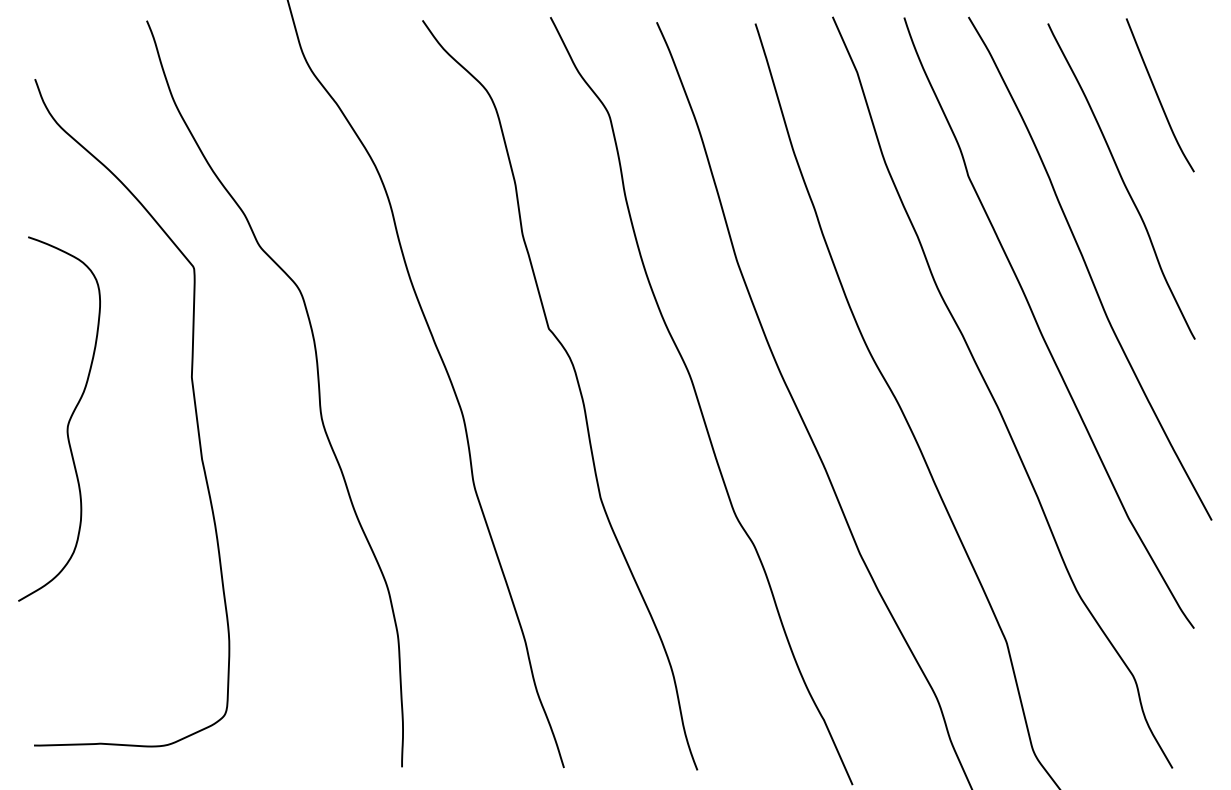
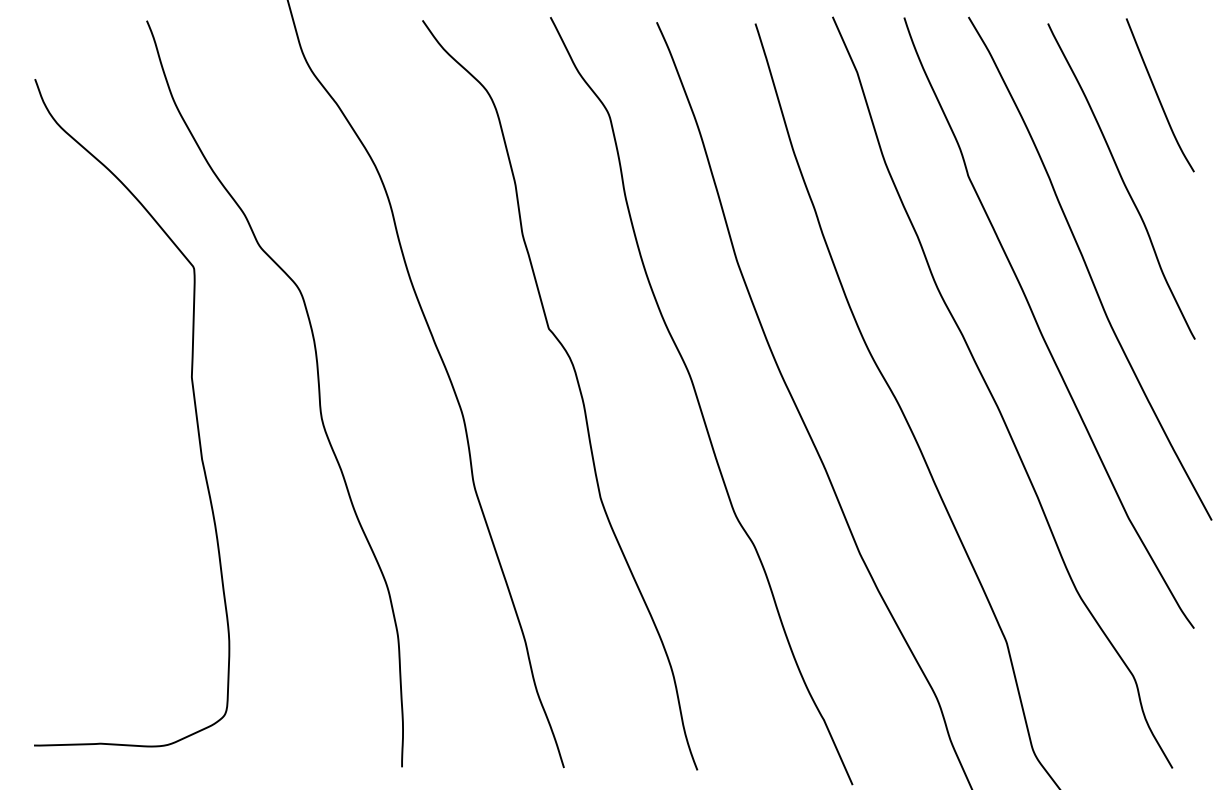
curve: present -> none (68, 420)
